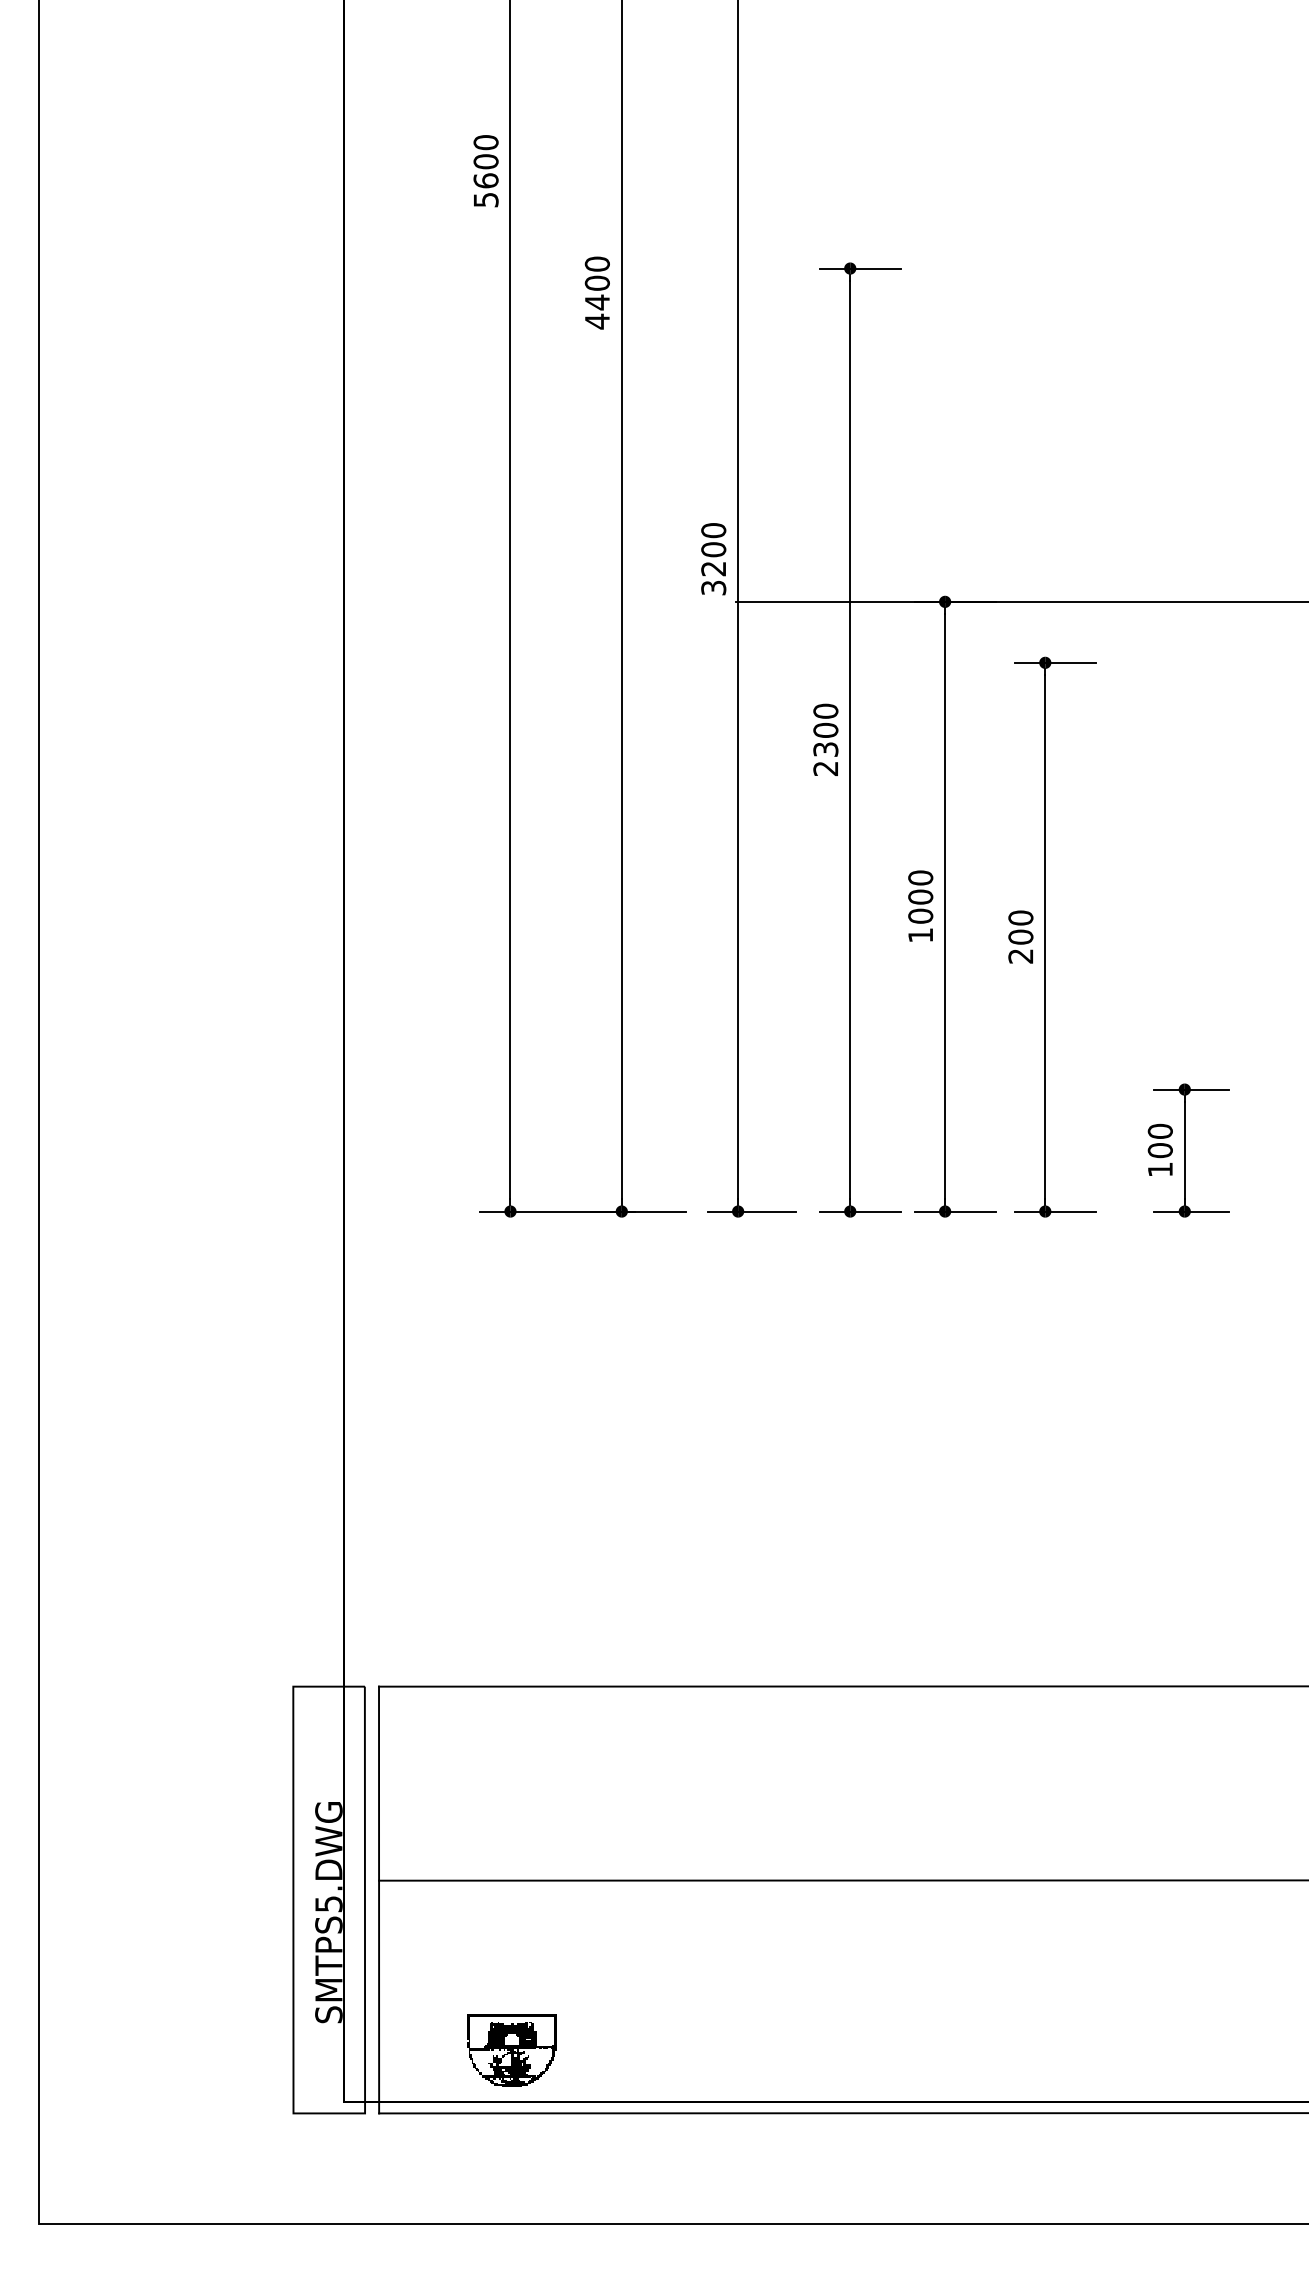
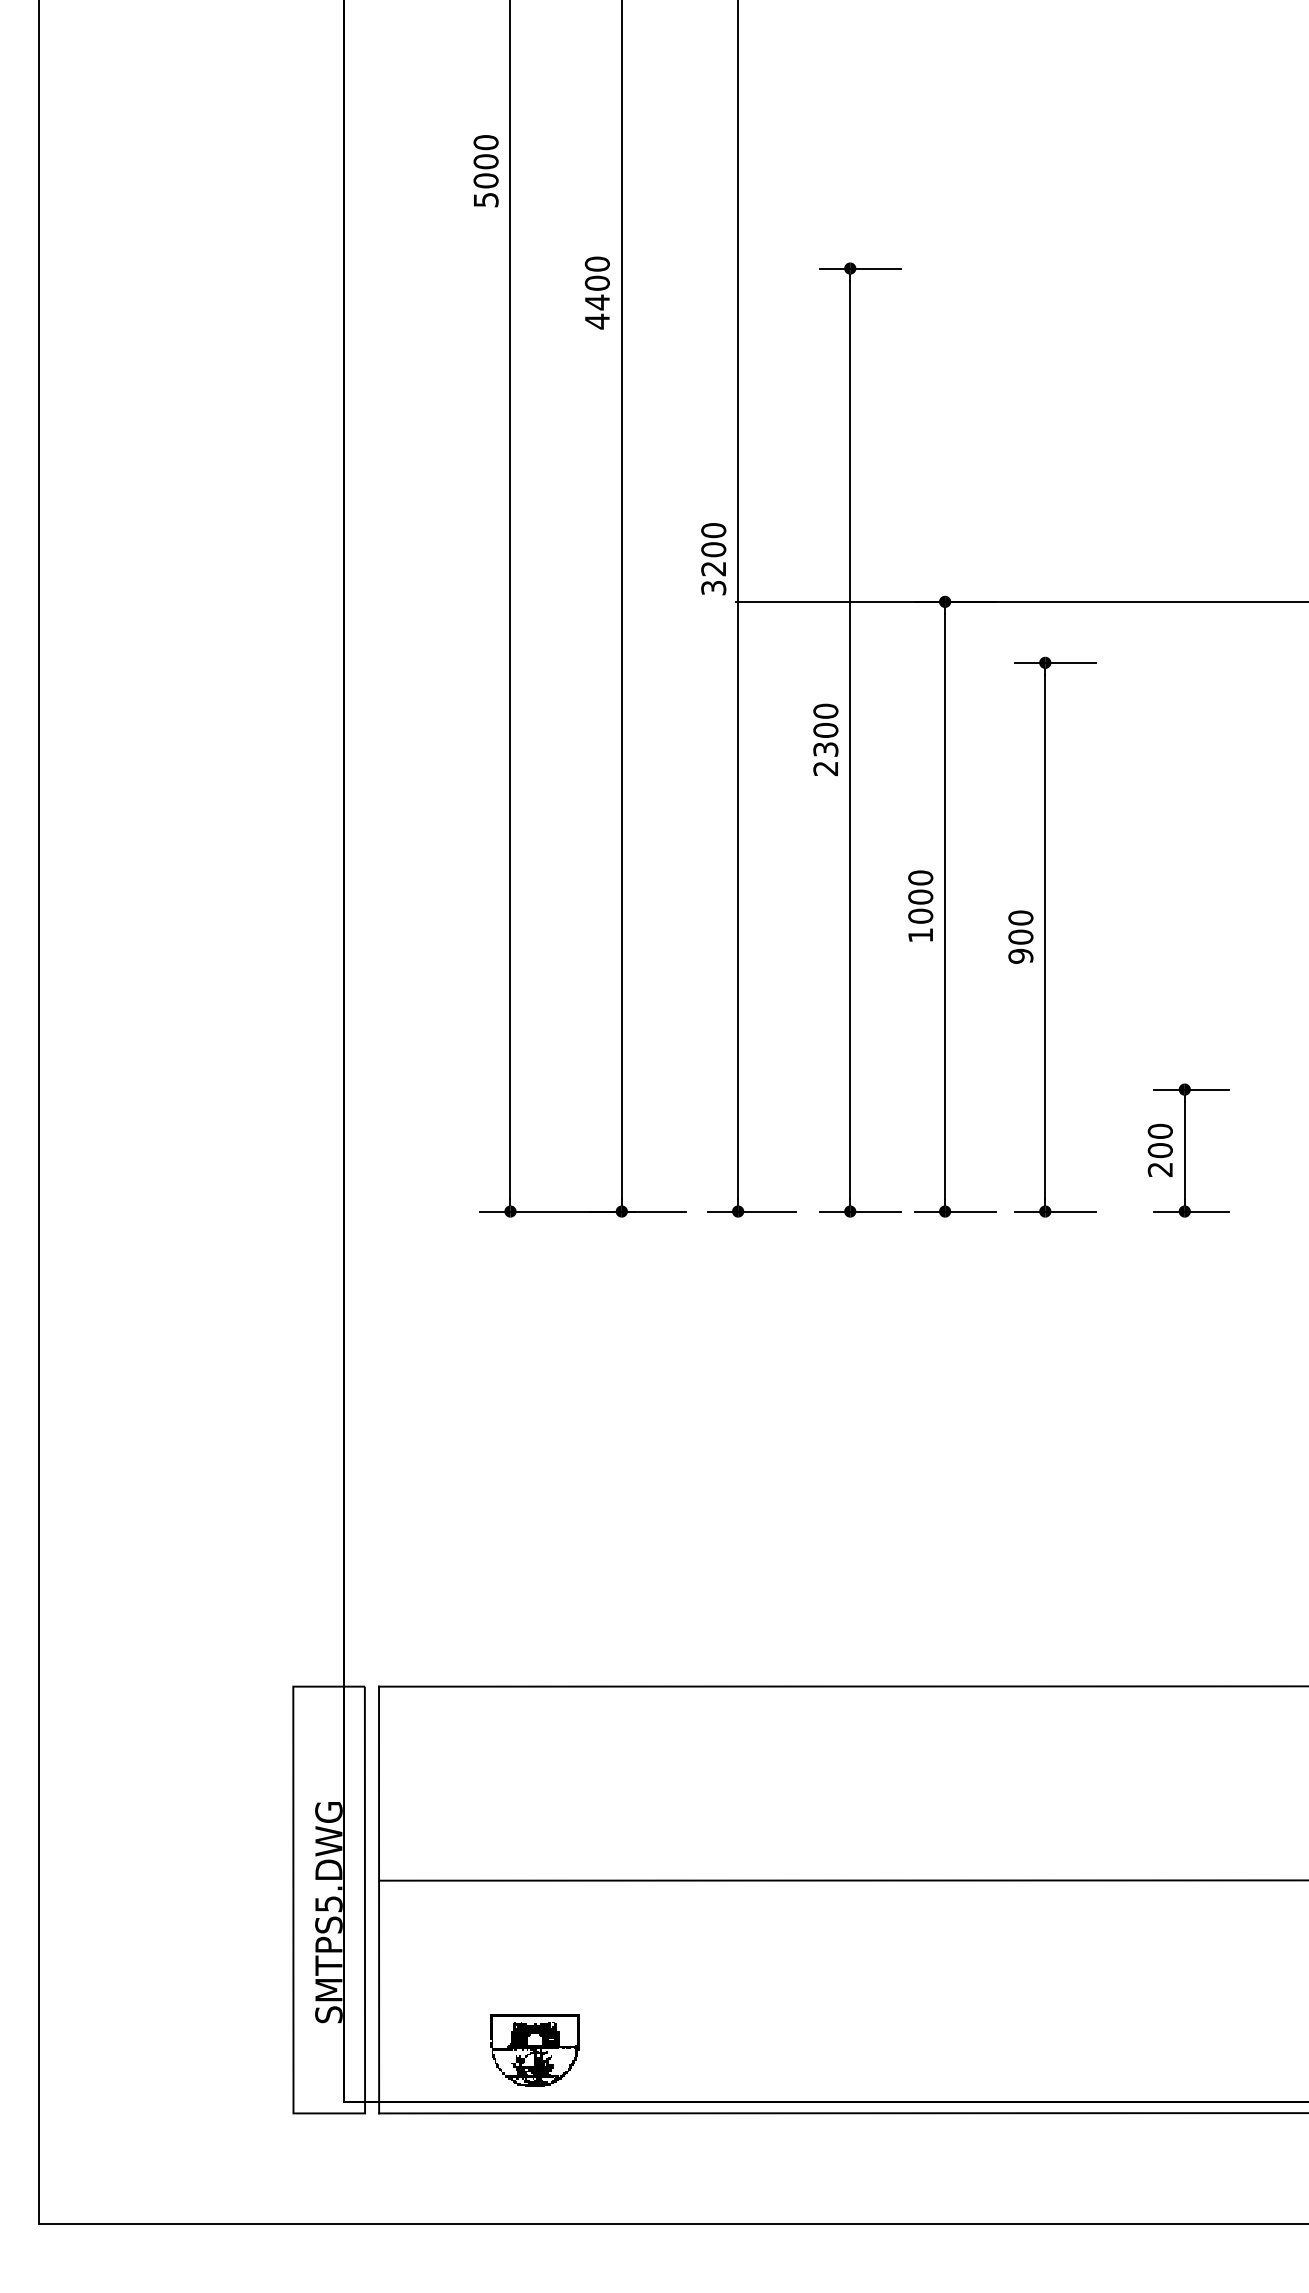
text: 5600 -> 5000 (485, 180)
text: 200 -> 900 (1020, 955)
text: 100 -> 200 (1159, 1169)
text position: (511, 2050) -> (534, 2050) (534, 2050)
